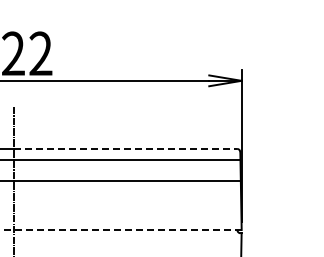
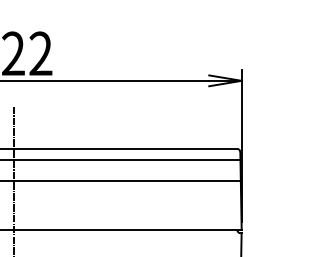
line: dashed -> solid (125, 148)
line: dashed -> solid (120, 230)
